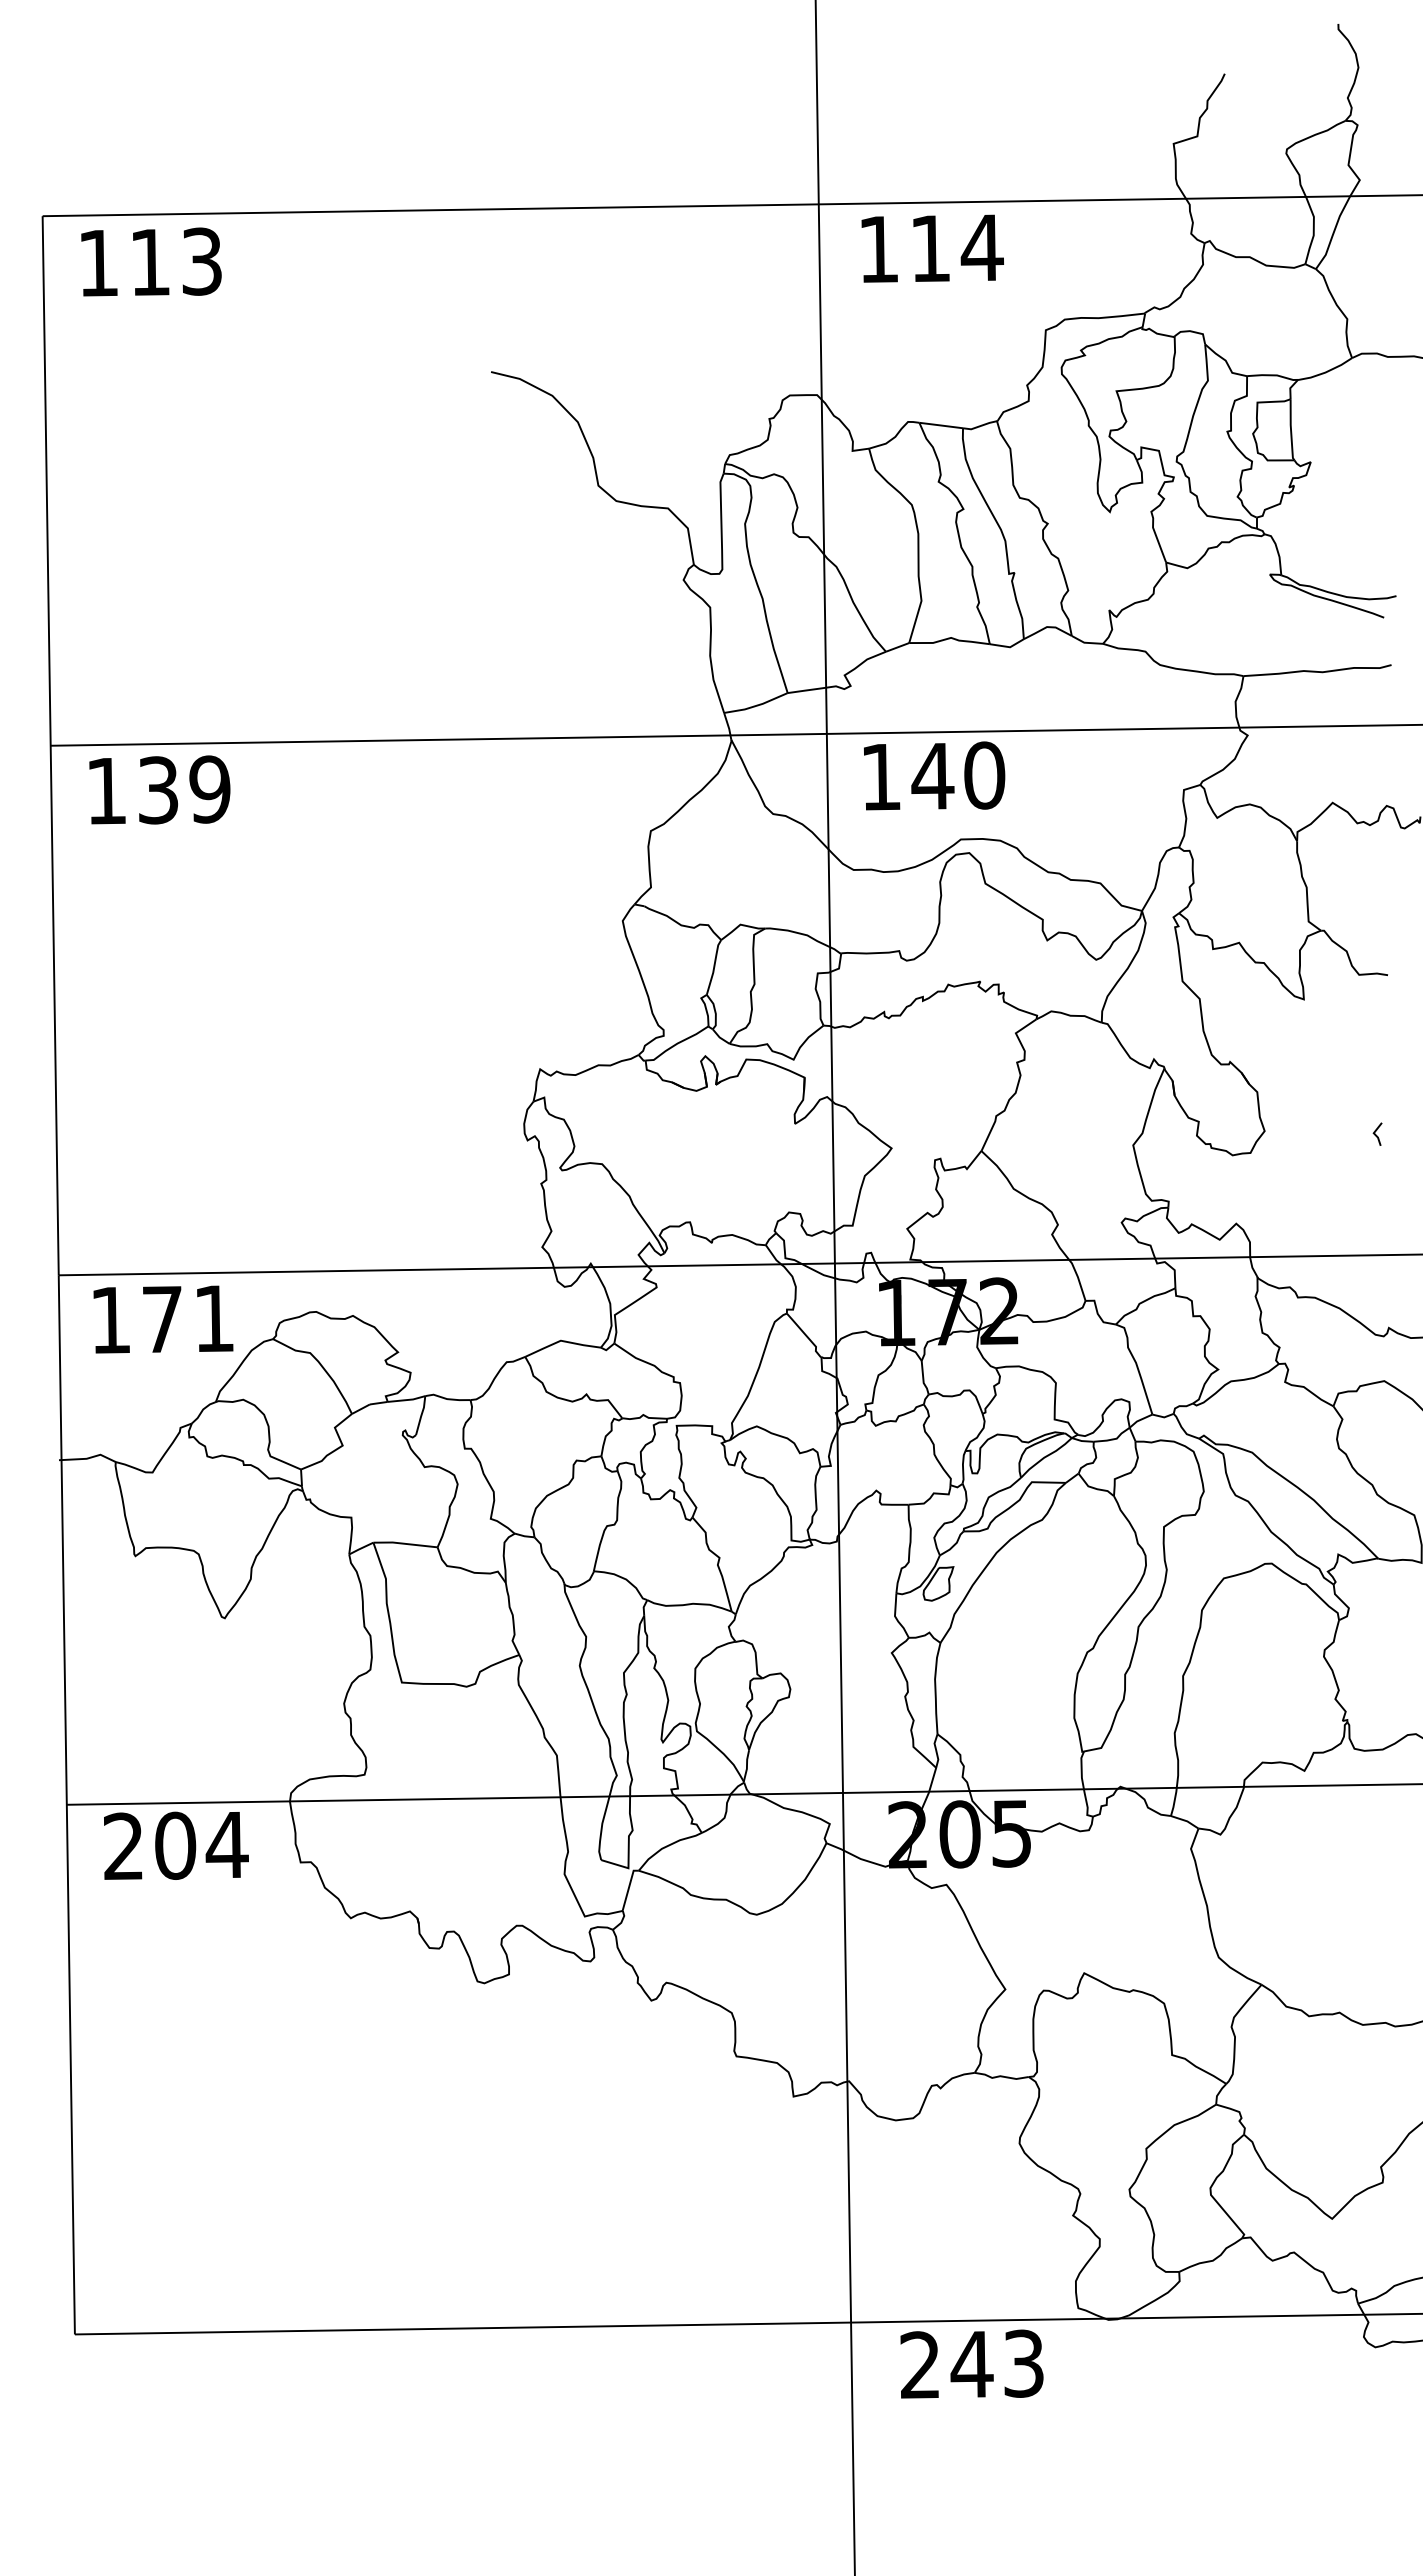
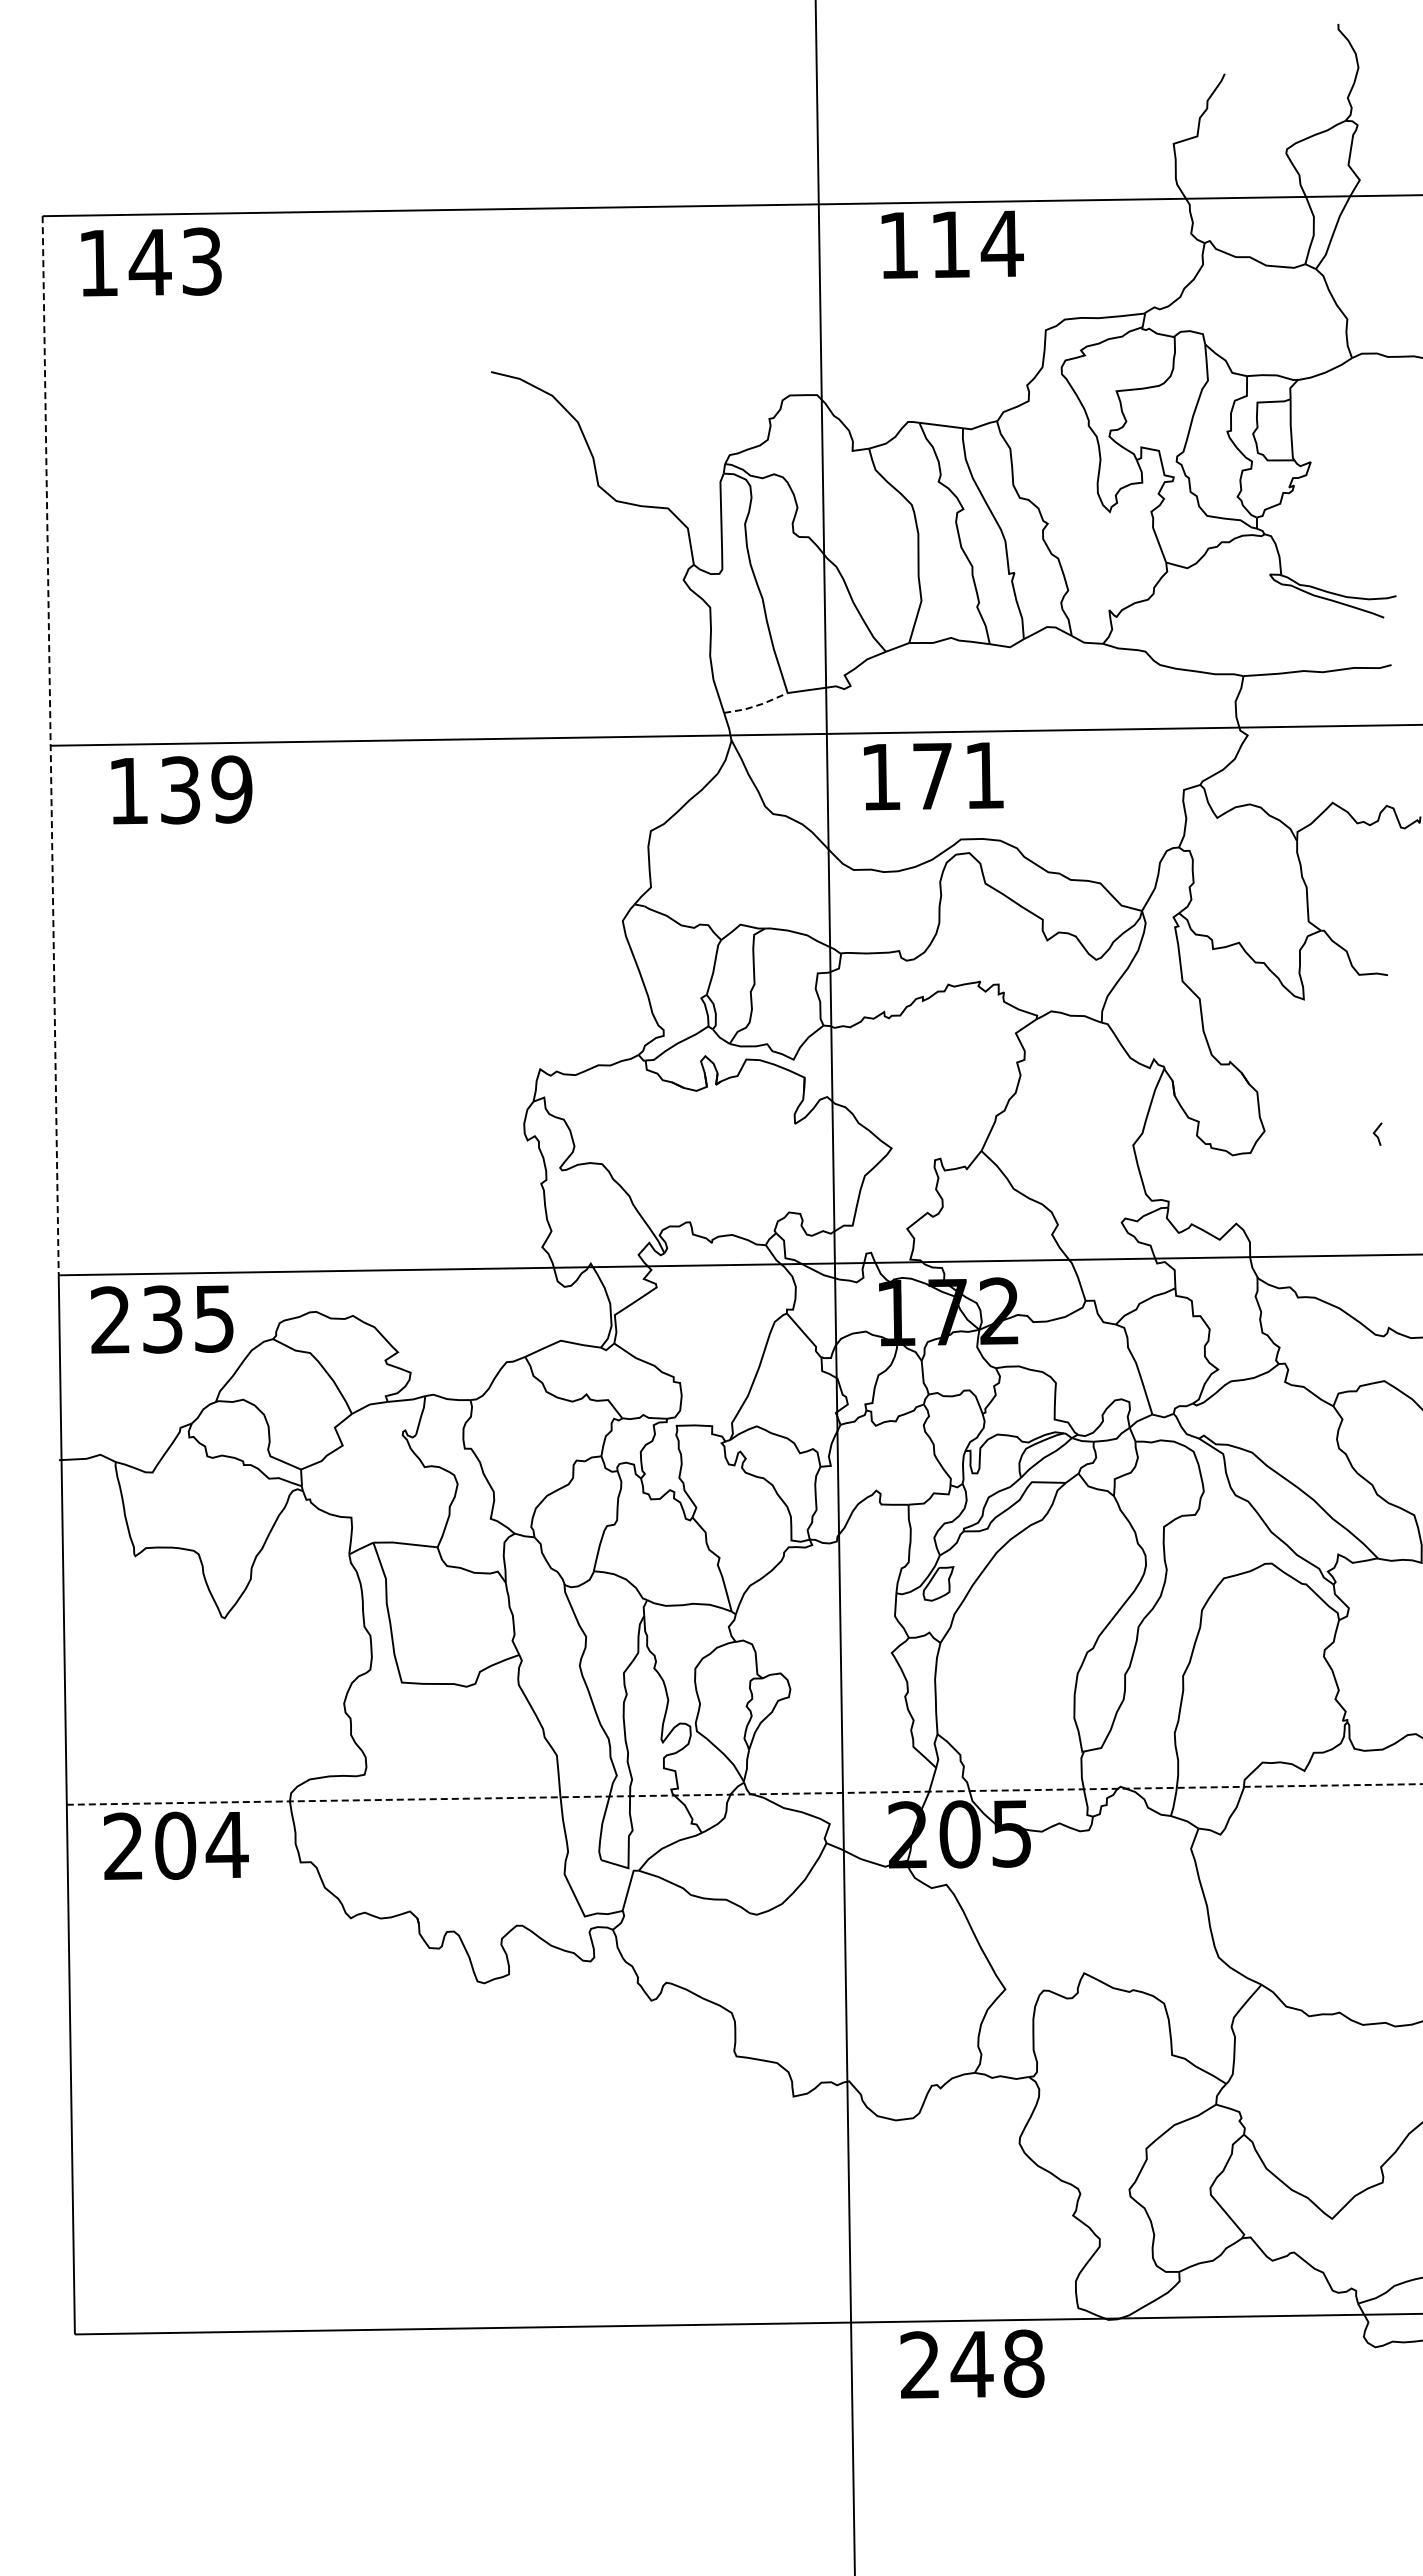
text position: (932, 248) -> (952, 244) (952, 244)
text: 113 -> 143 (149, 262)
line: solid -> dashed (757, 705)
line: solid -> dashed (50, 745)
text: 140 -> 171 (958, 775)
text position: (159, 789) -> (181, 789) (181, 789)
text: 171 -> 235 (162, 1319)
line: solid -> dashed (744, 1794)
text: 243 -> 248 (1023, 2363)
